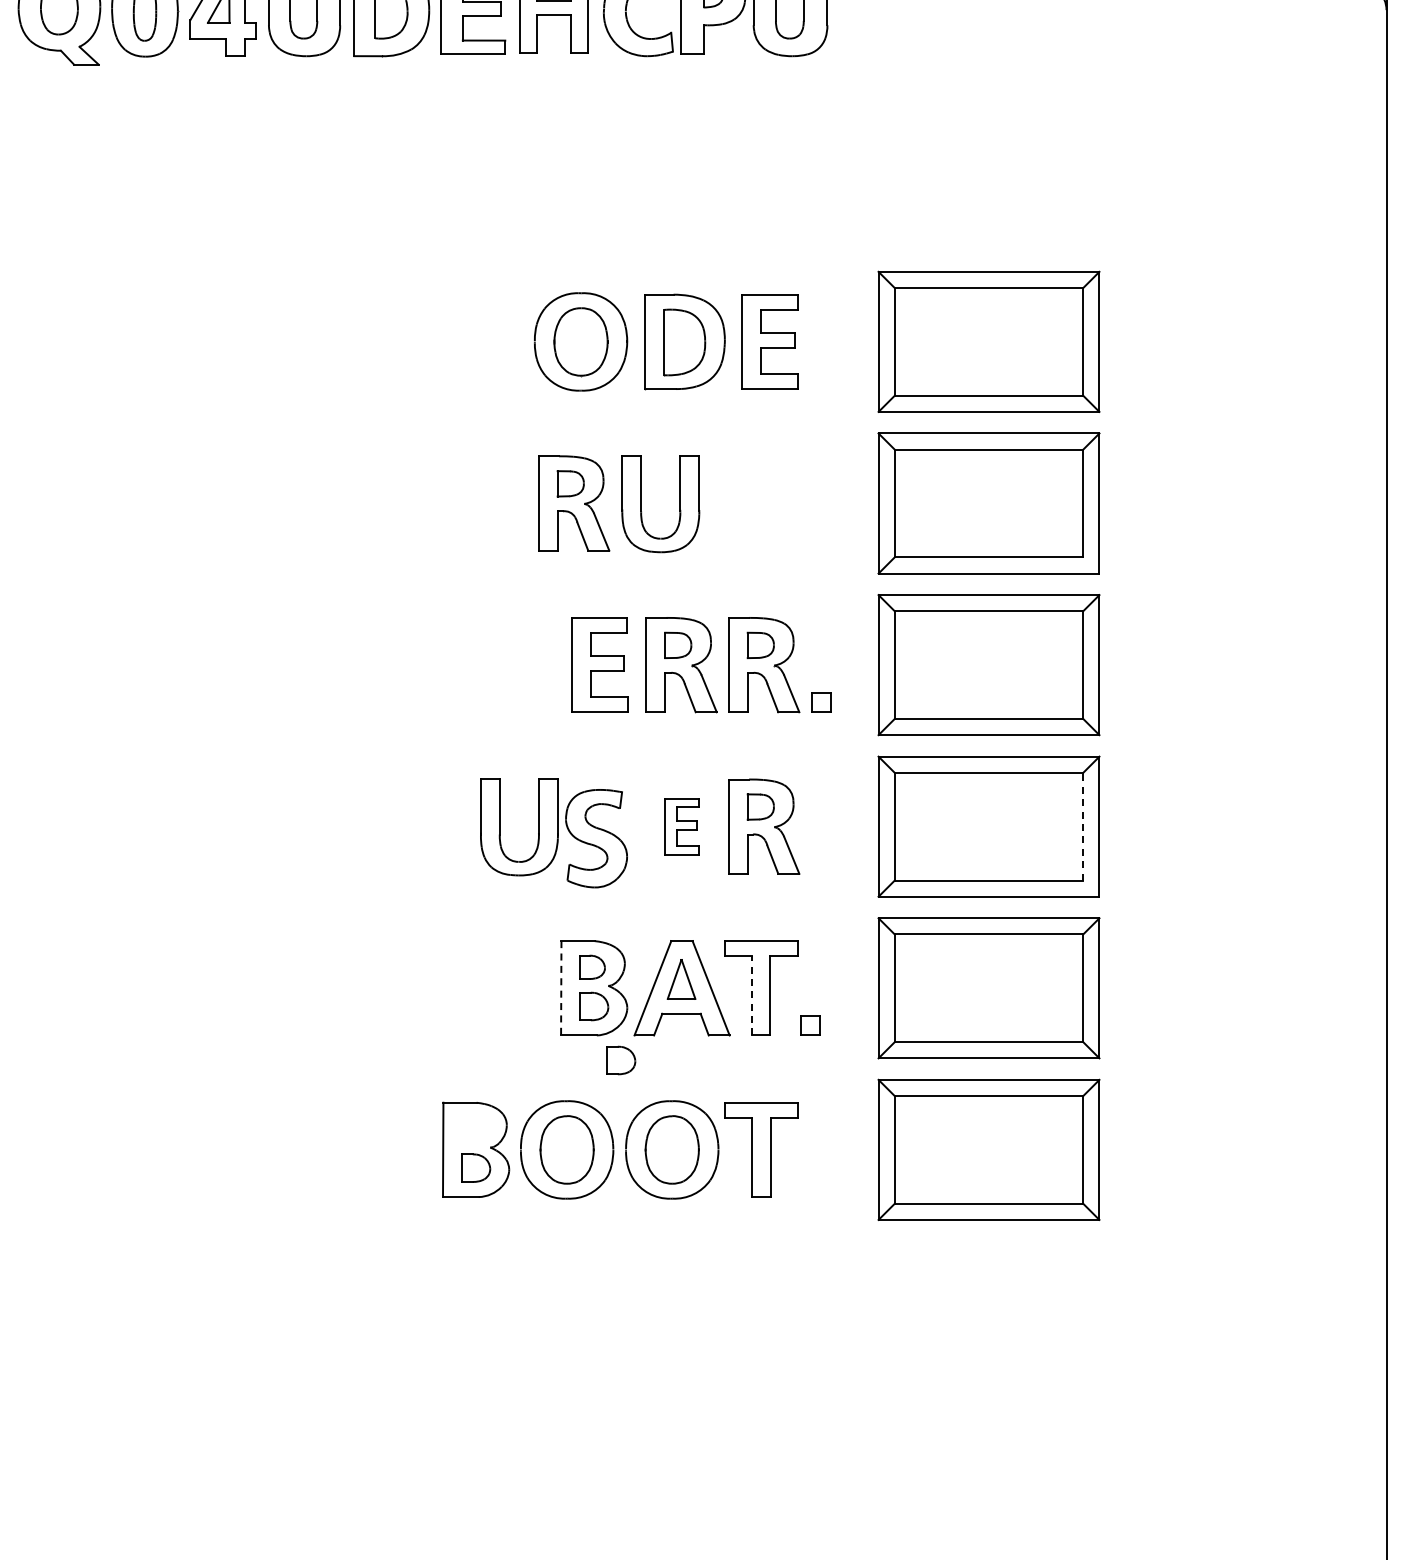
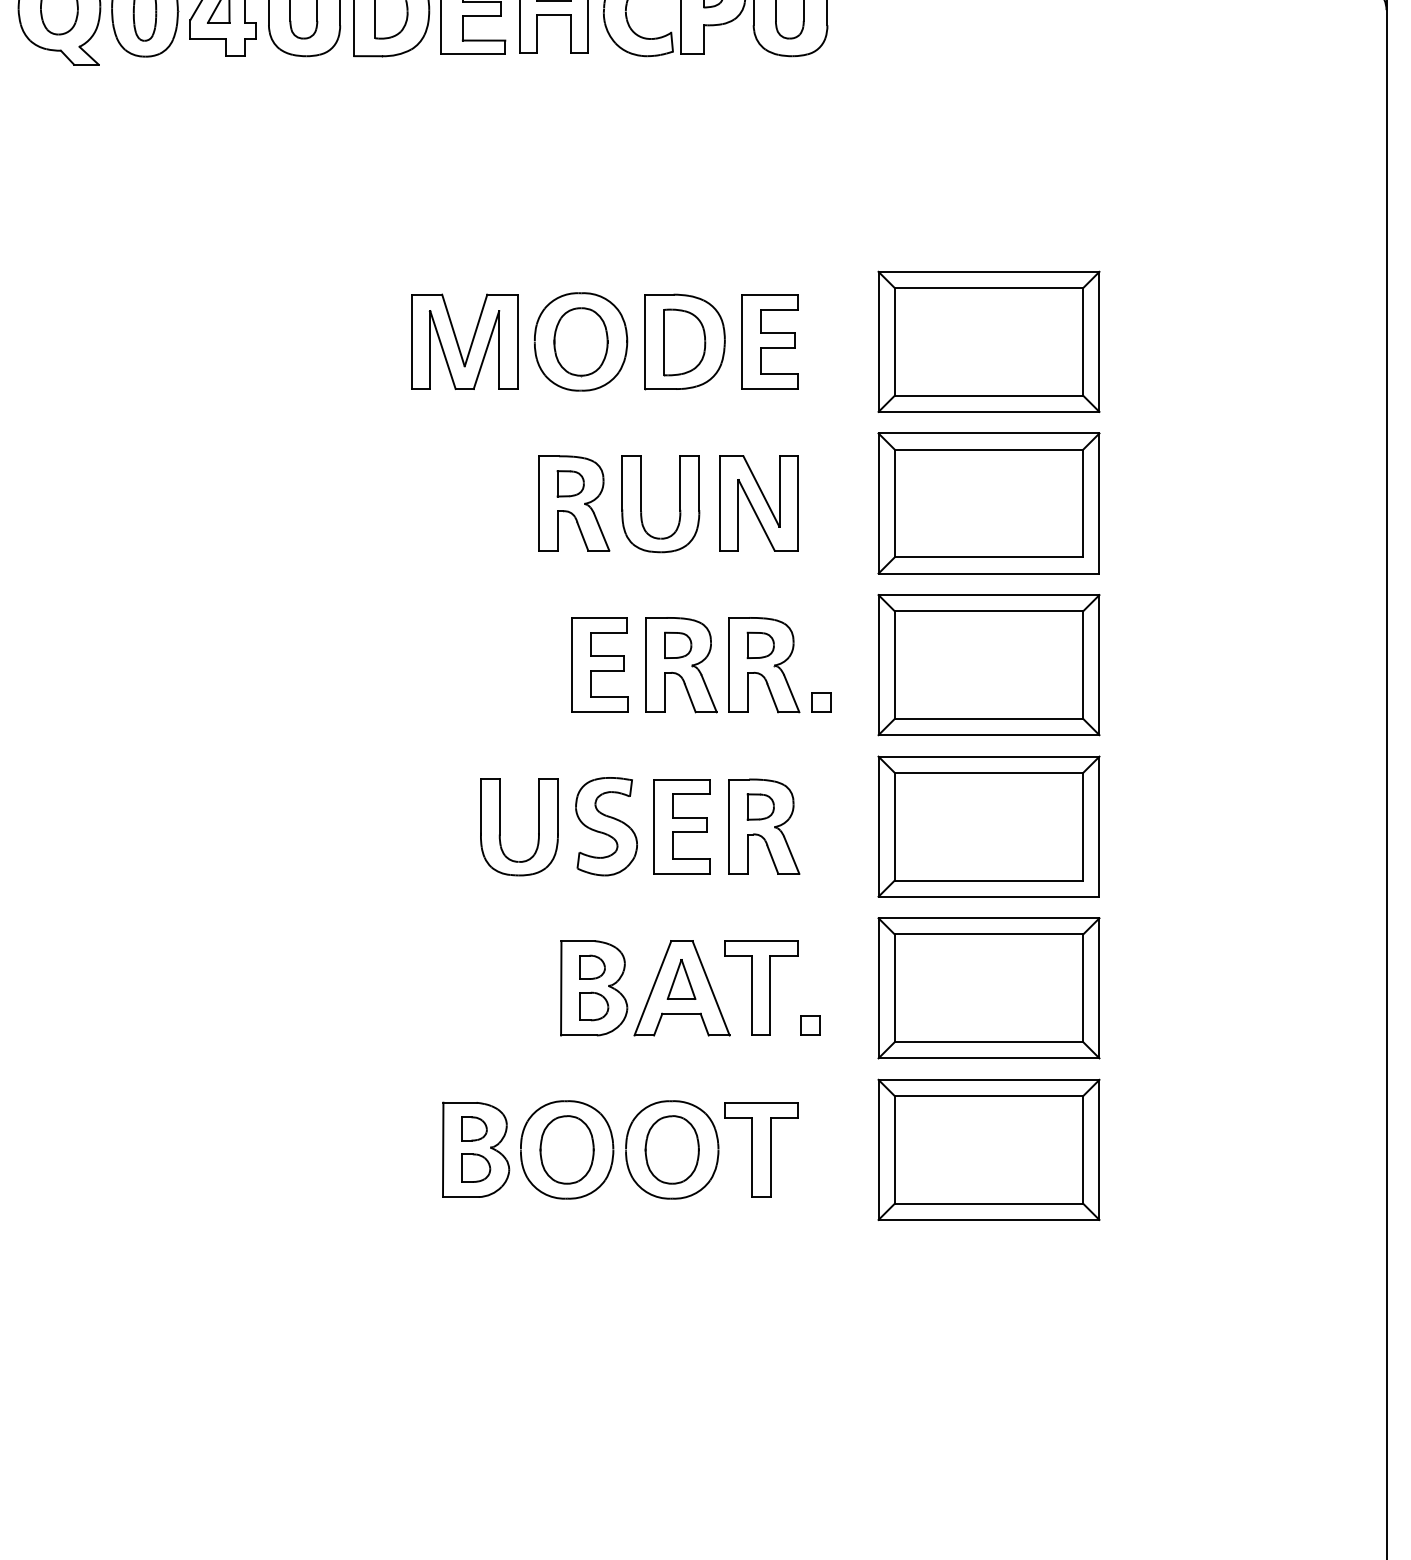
part: none -> present (458, 342)
part: none -> present (758, 503)
part size: 36x58 px -> 58x96 px (681, 826)
line: dashed -> solid (1083, 826)
part position: (596, 838) -> (606, 826) (606, 826)
line: dashed -> solid (561, 988)
line: dashed -> solid (751, 995)
part: present -> none (621, 1060)
part: none -> present (474, 1128)
